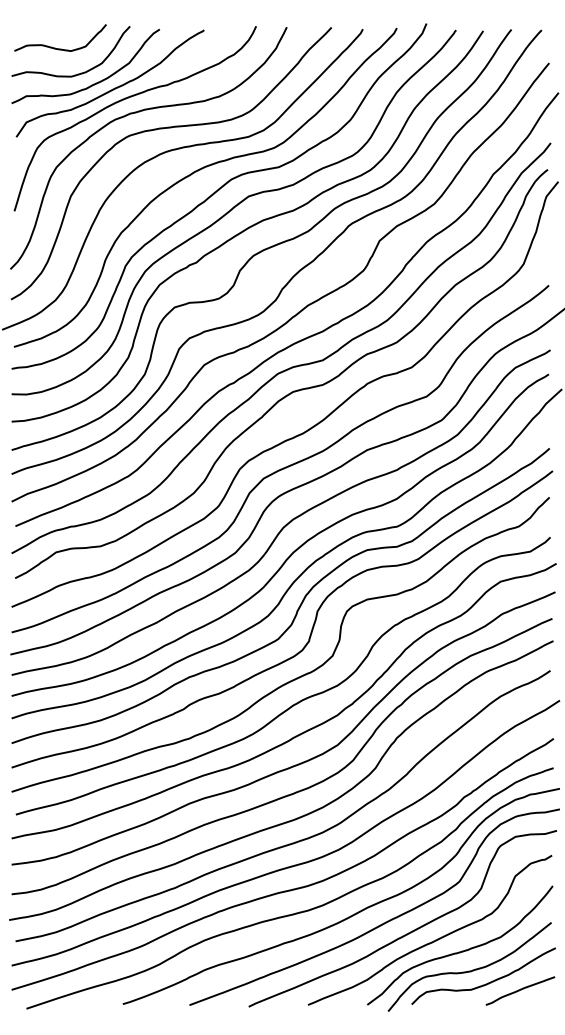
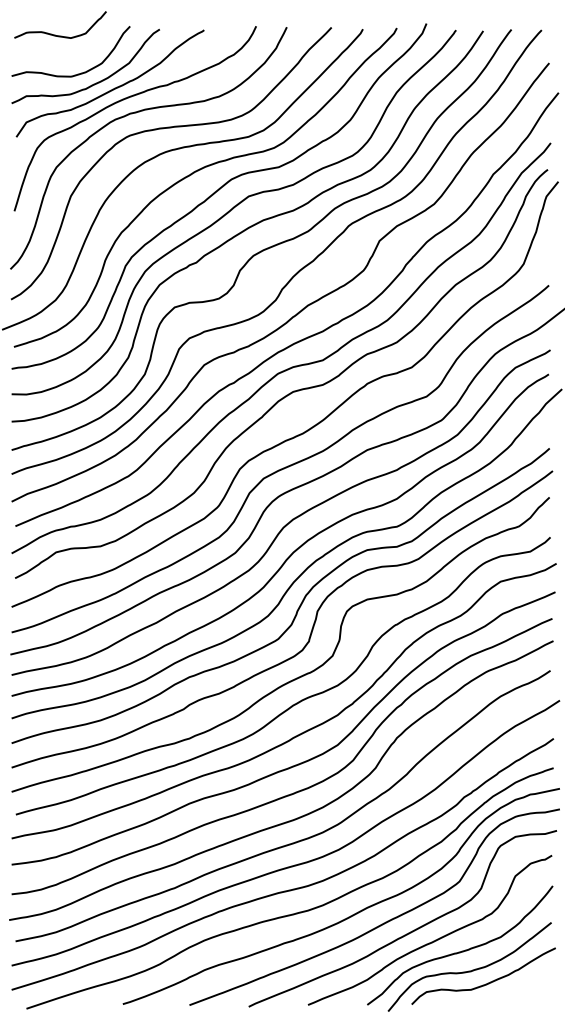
curve position: (60, 48) -> (60, 35) (60, 35)
curve: present -> none (520, 990)
